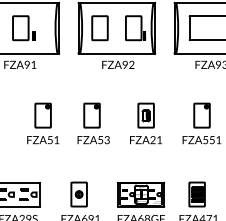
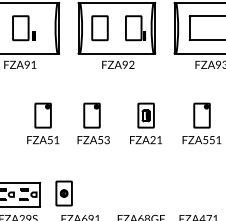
part position: (78, 194) -> (63, 193) (63, 193)
part: present -> none (140, 194)
part: present -> none (196, 194)
